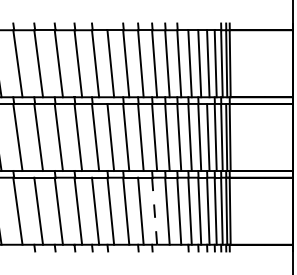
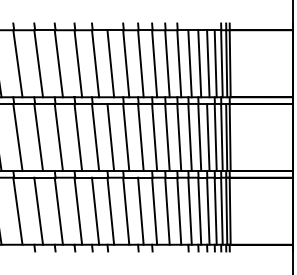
line: dashed -> solid (154, 211)
